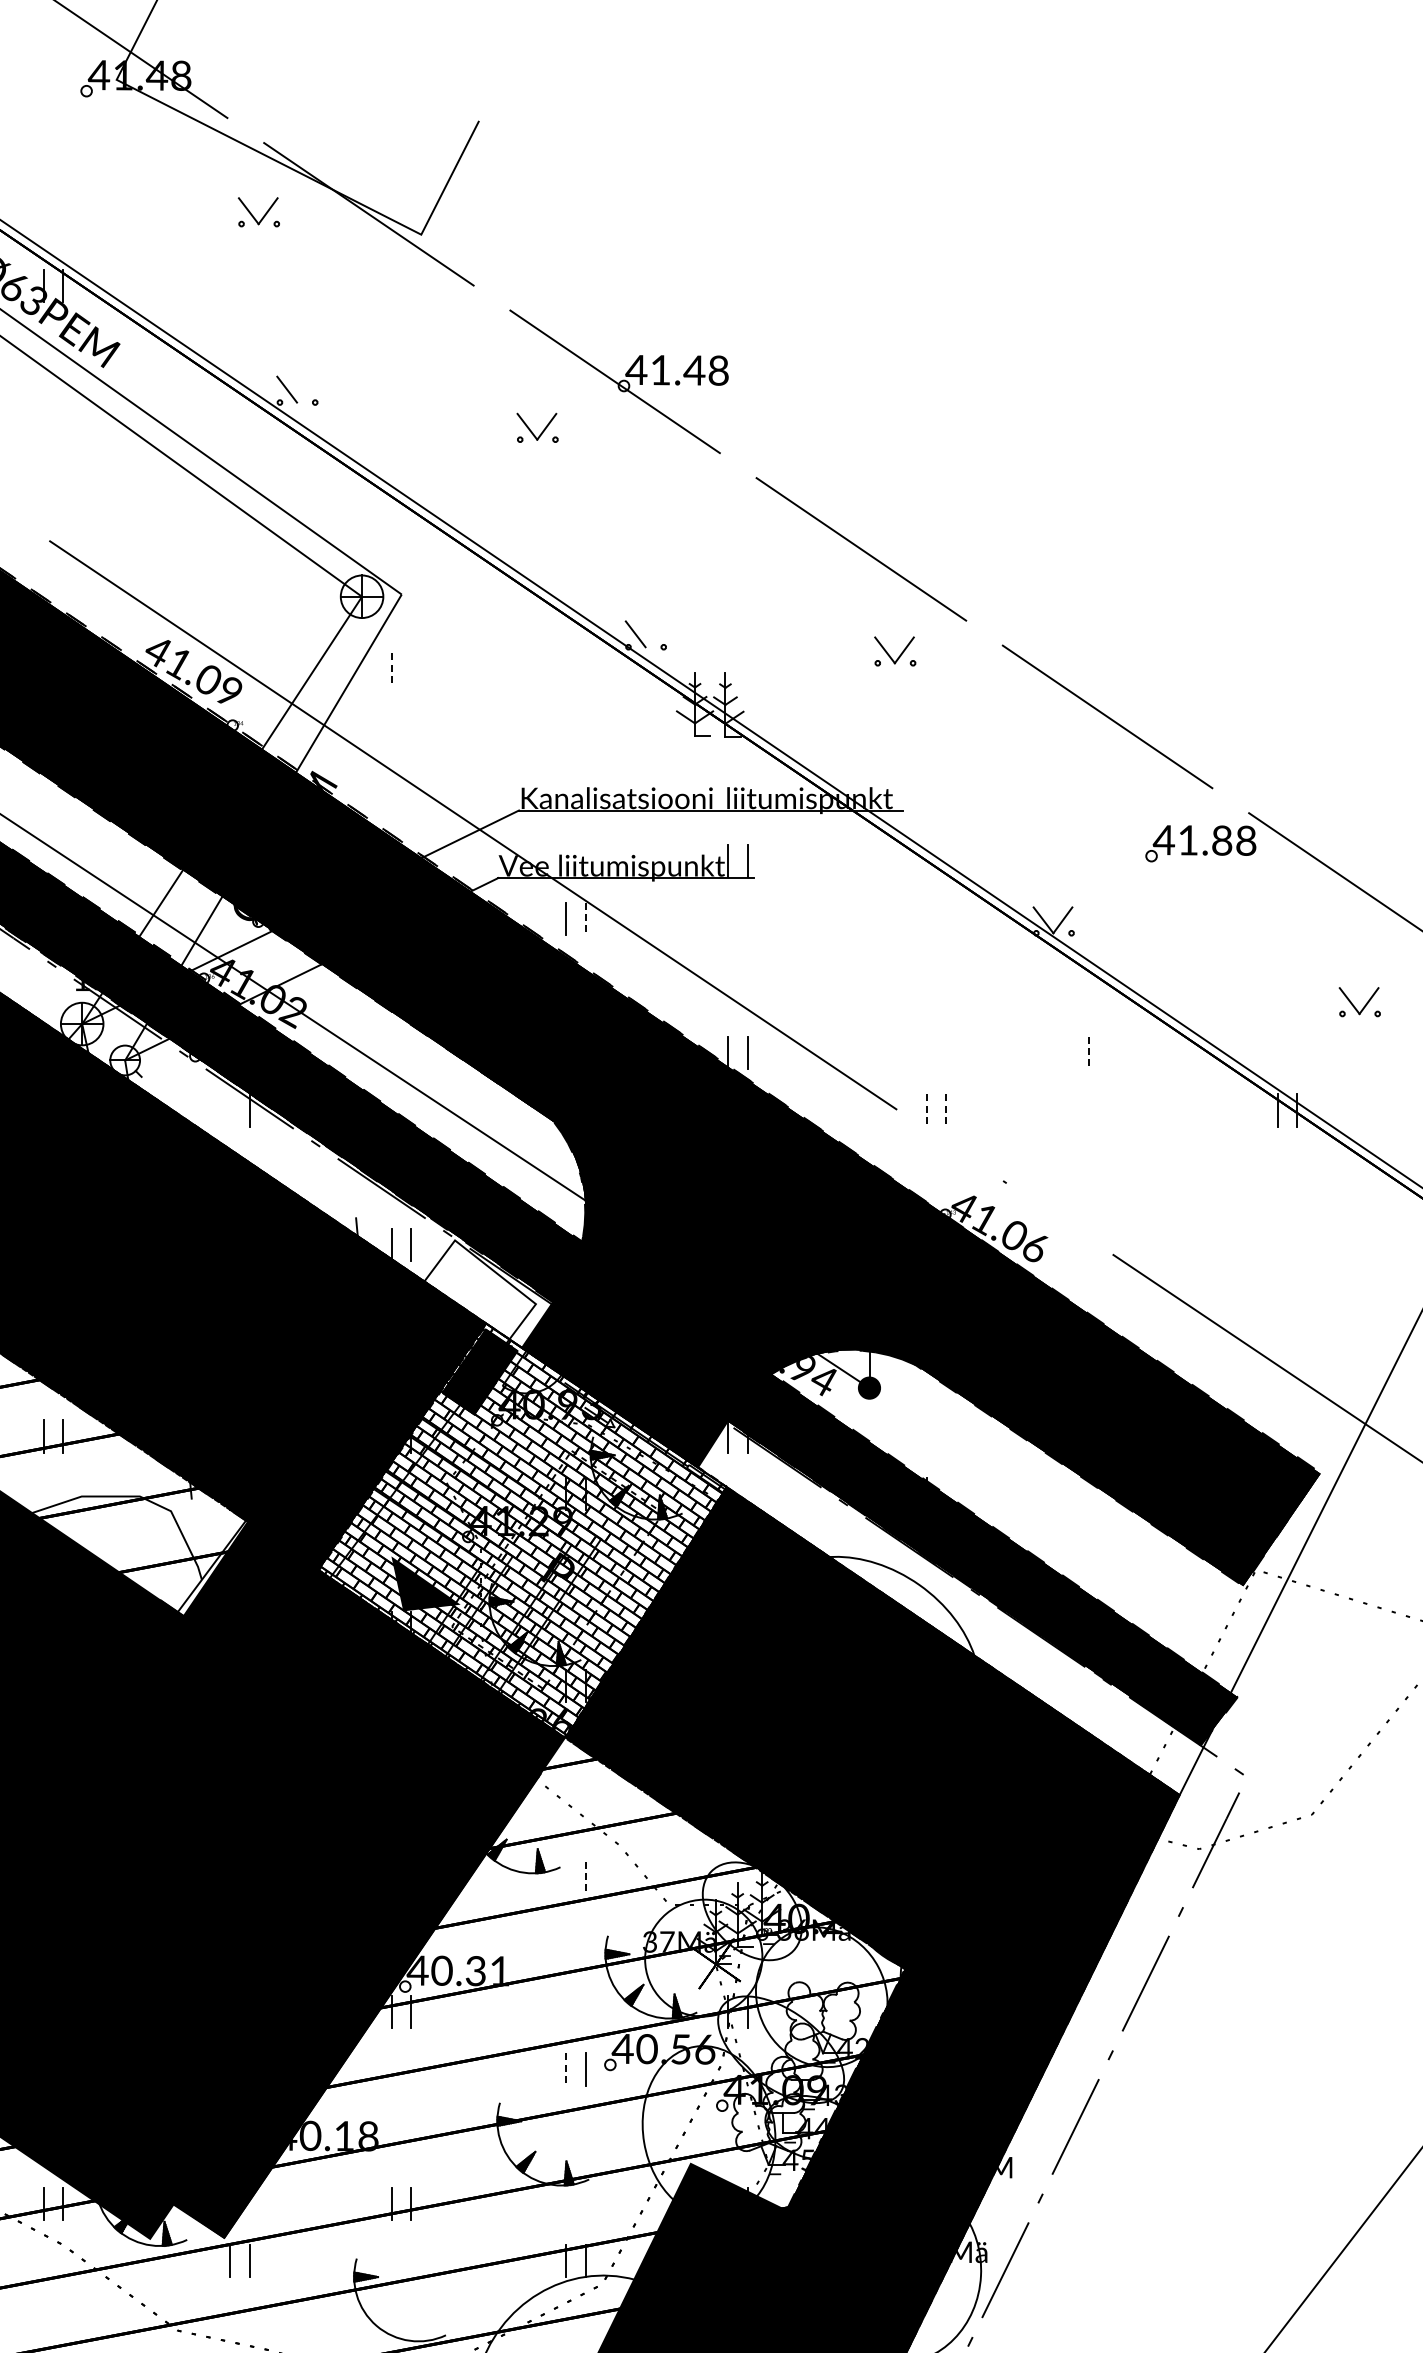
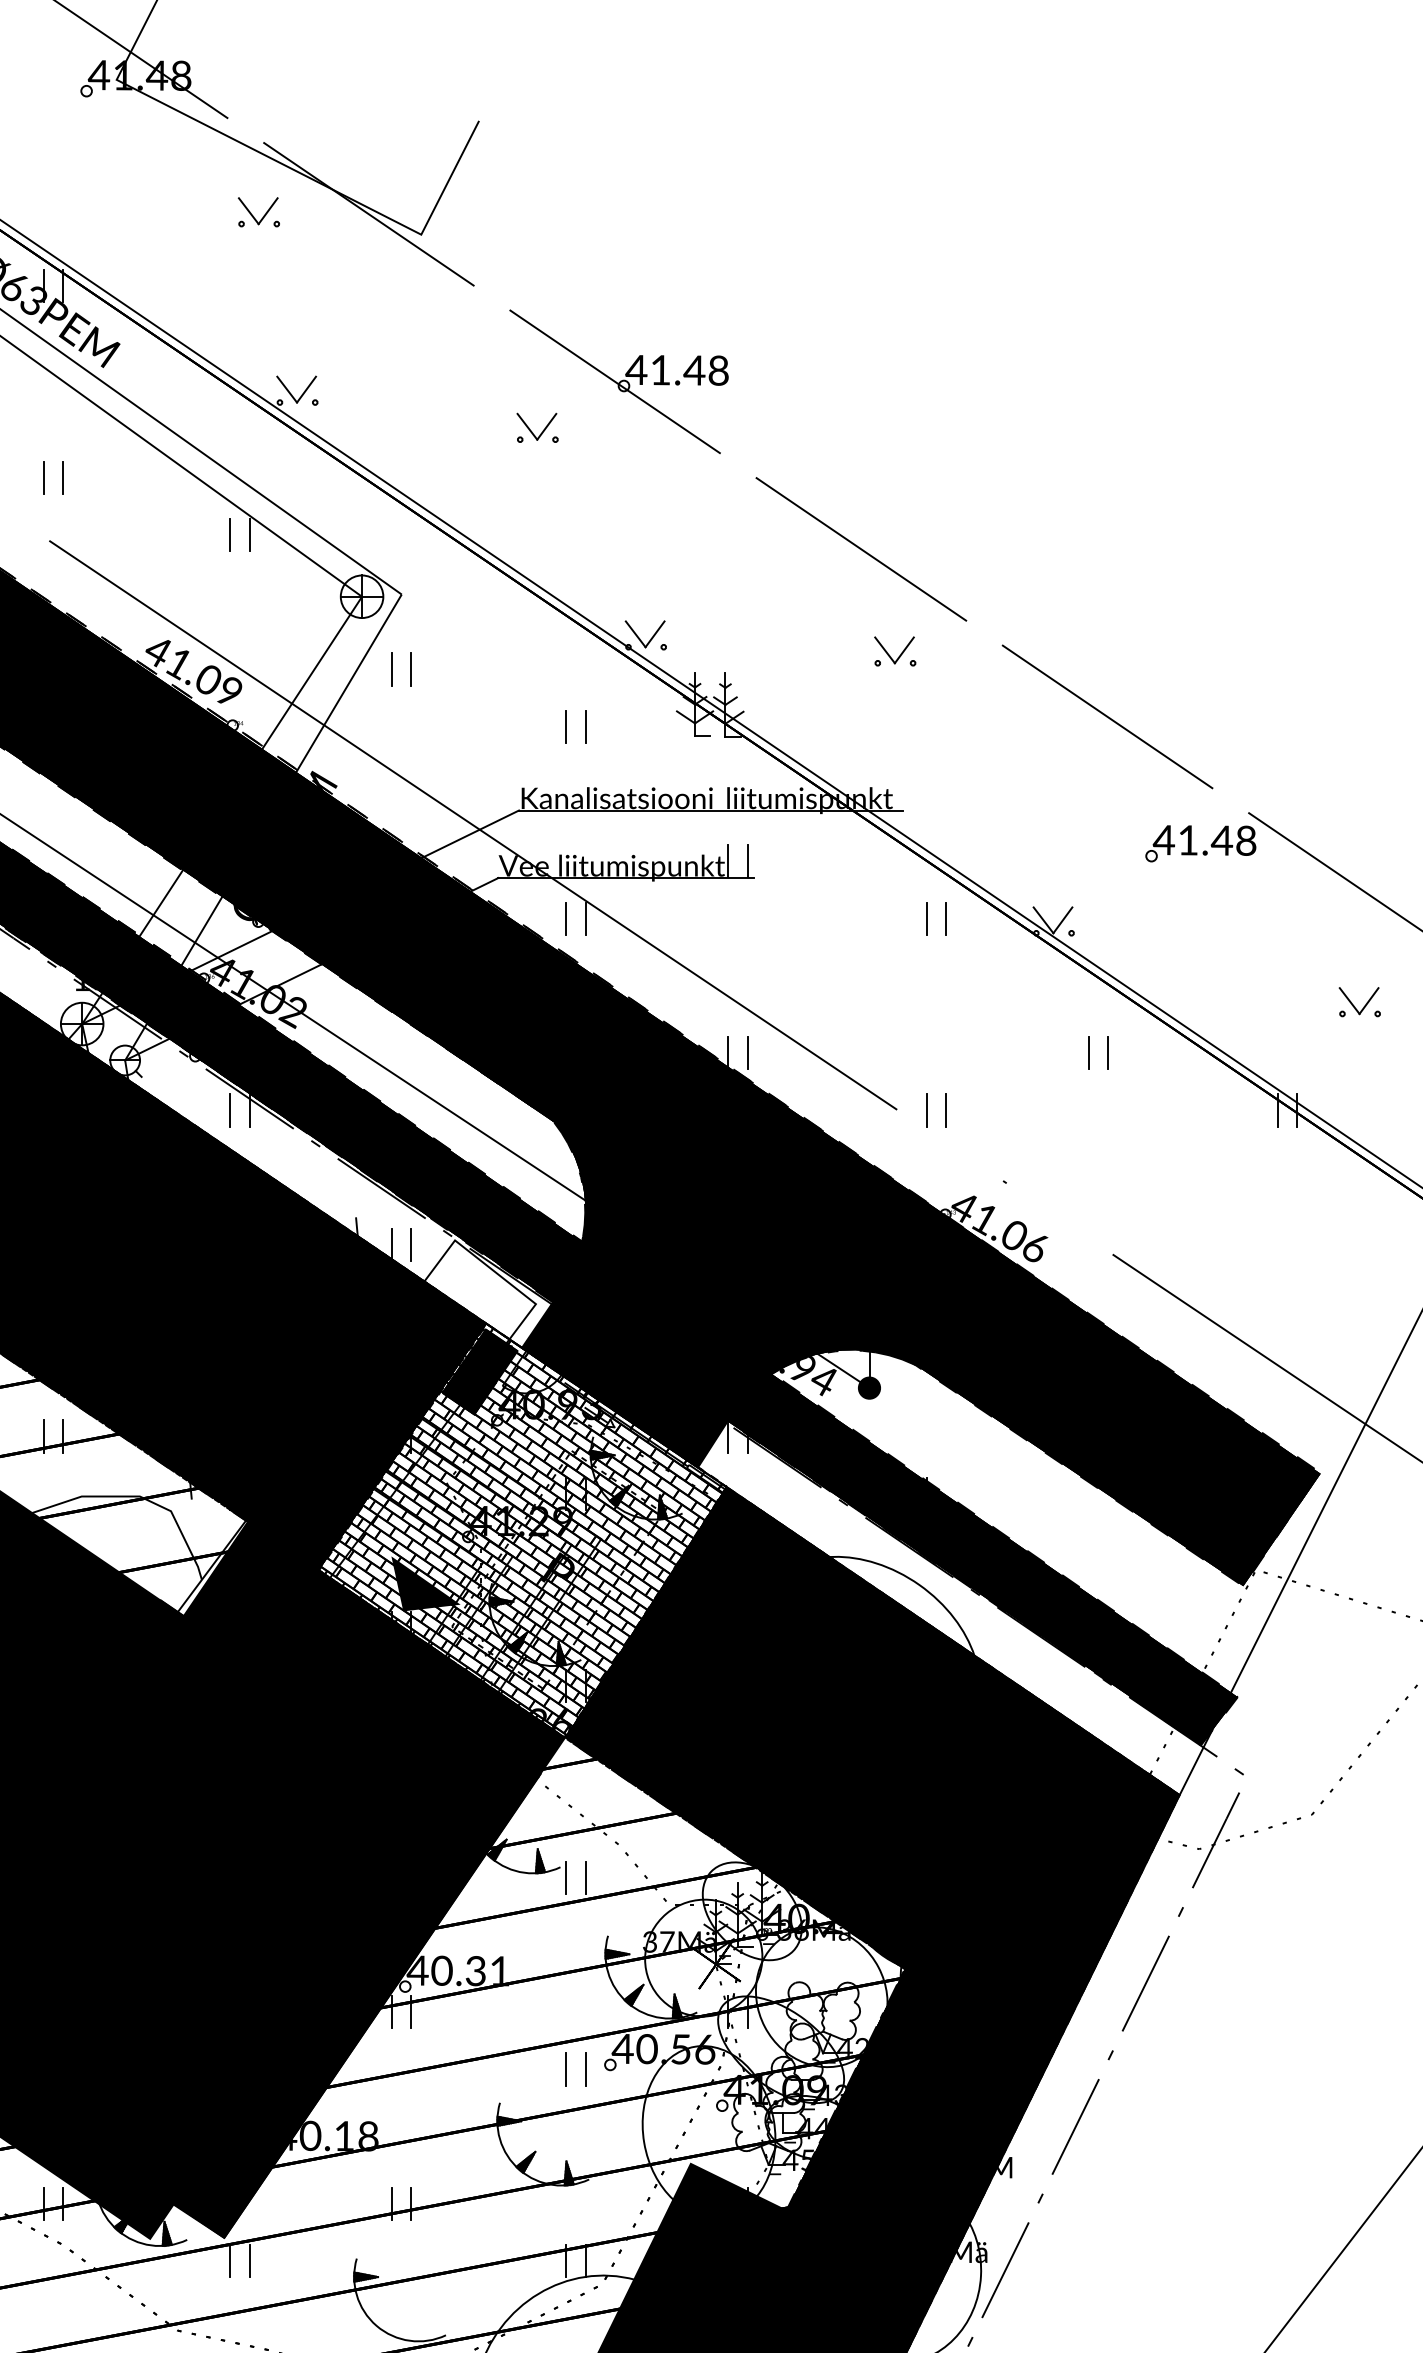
line: none -> present (306, 389)
line: none -> present (43, 477)
line: none -> present (63, 477)
line: none -> present (230, 534)
line: none -> present (249, 534)
line: none -> present (654, 634)
line: dashed -> solid (392, 669)
line: none -> present (410, 669)
line: none -> present (566, 726)
line: none -> present (585, 726)
text: 41.88 -> 41.48 (1221, 840)
line: none -> present (926, 918)
line: none -> present (946, 918)
line: dashed -> solid (585, 919)
line: none -> present (1107, 1052)
line: dashed -> solid (1088, 1053)
line: none -> present (230, 1110)
line: dashed -> solid (926, 1111)
line: dashed -> solid (946, 1111)
line: none -> present (566, 1877)
line: dashed -> solid (585, 1878)
line: dashed -> solid (566, 2069)
